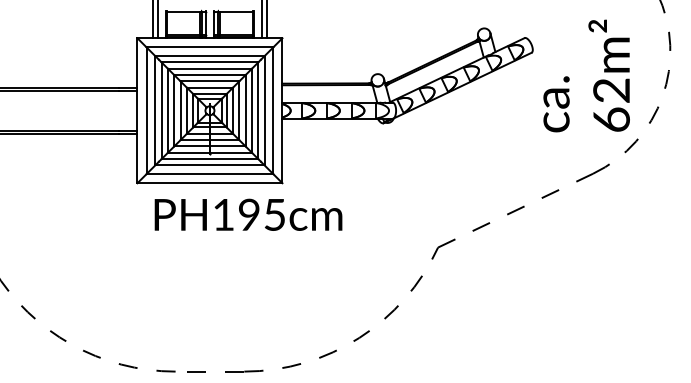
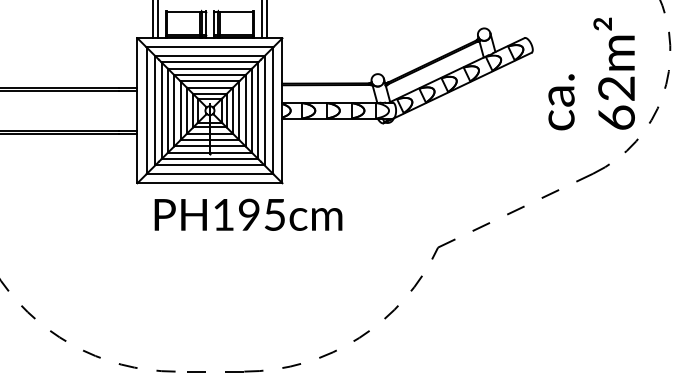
text position: (586, 75) -> (591, 73) (591, 73)
